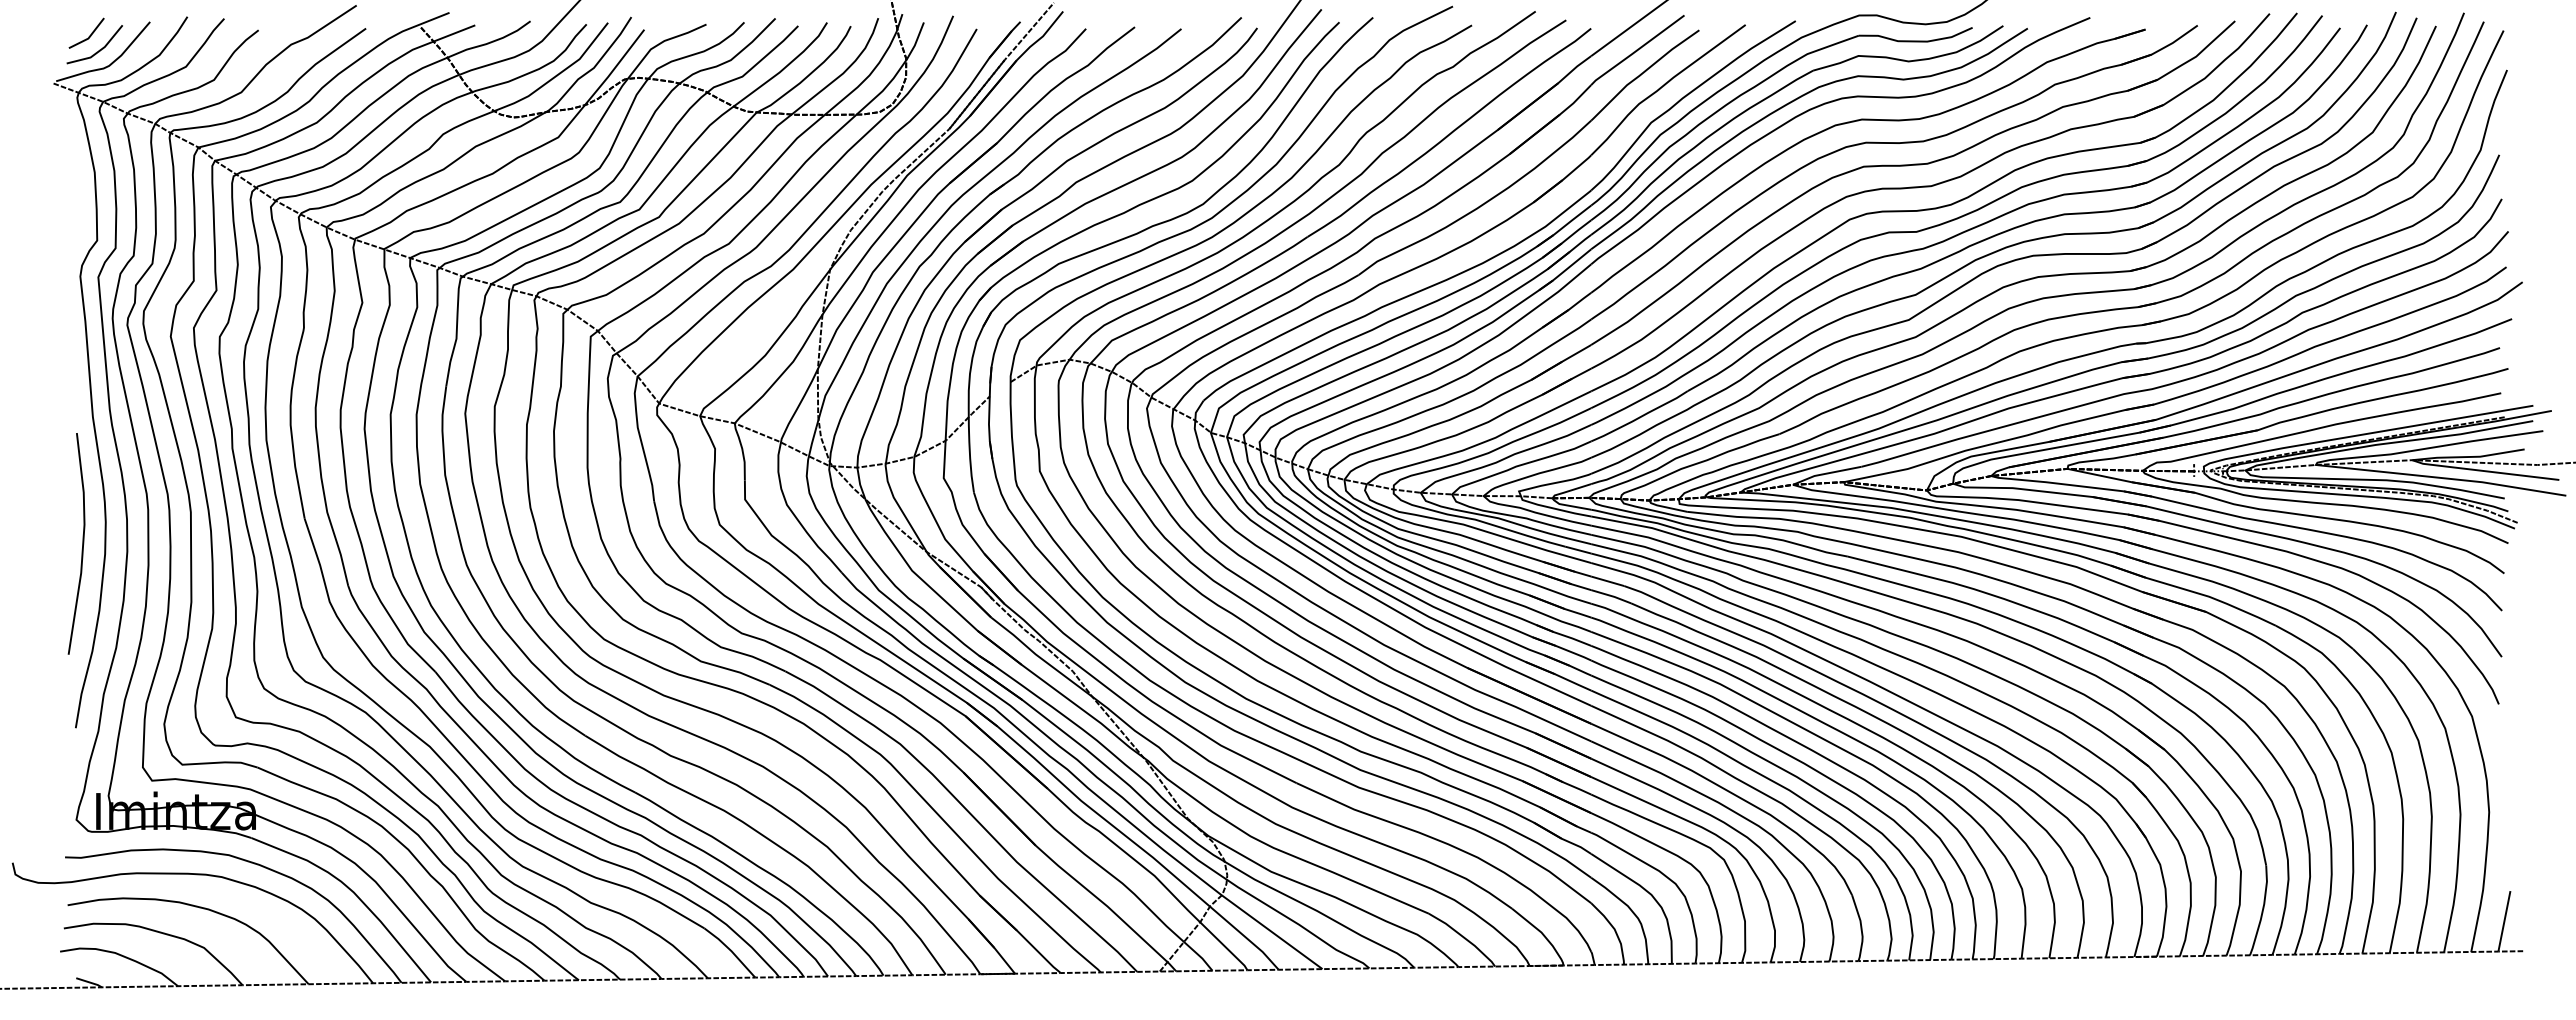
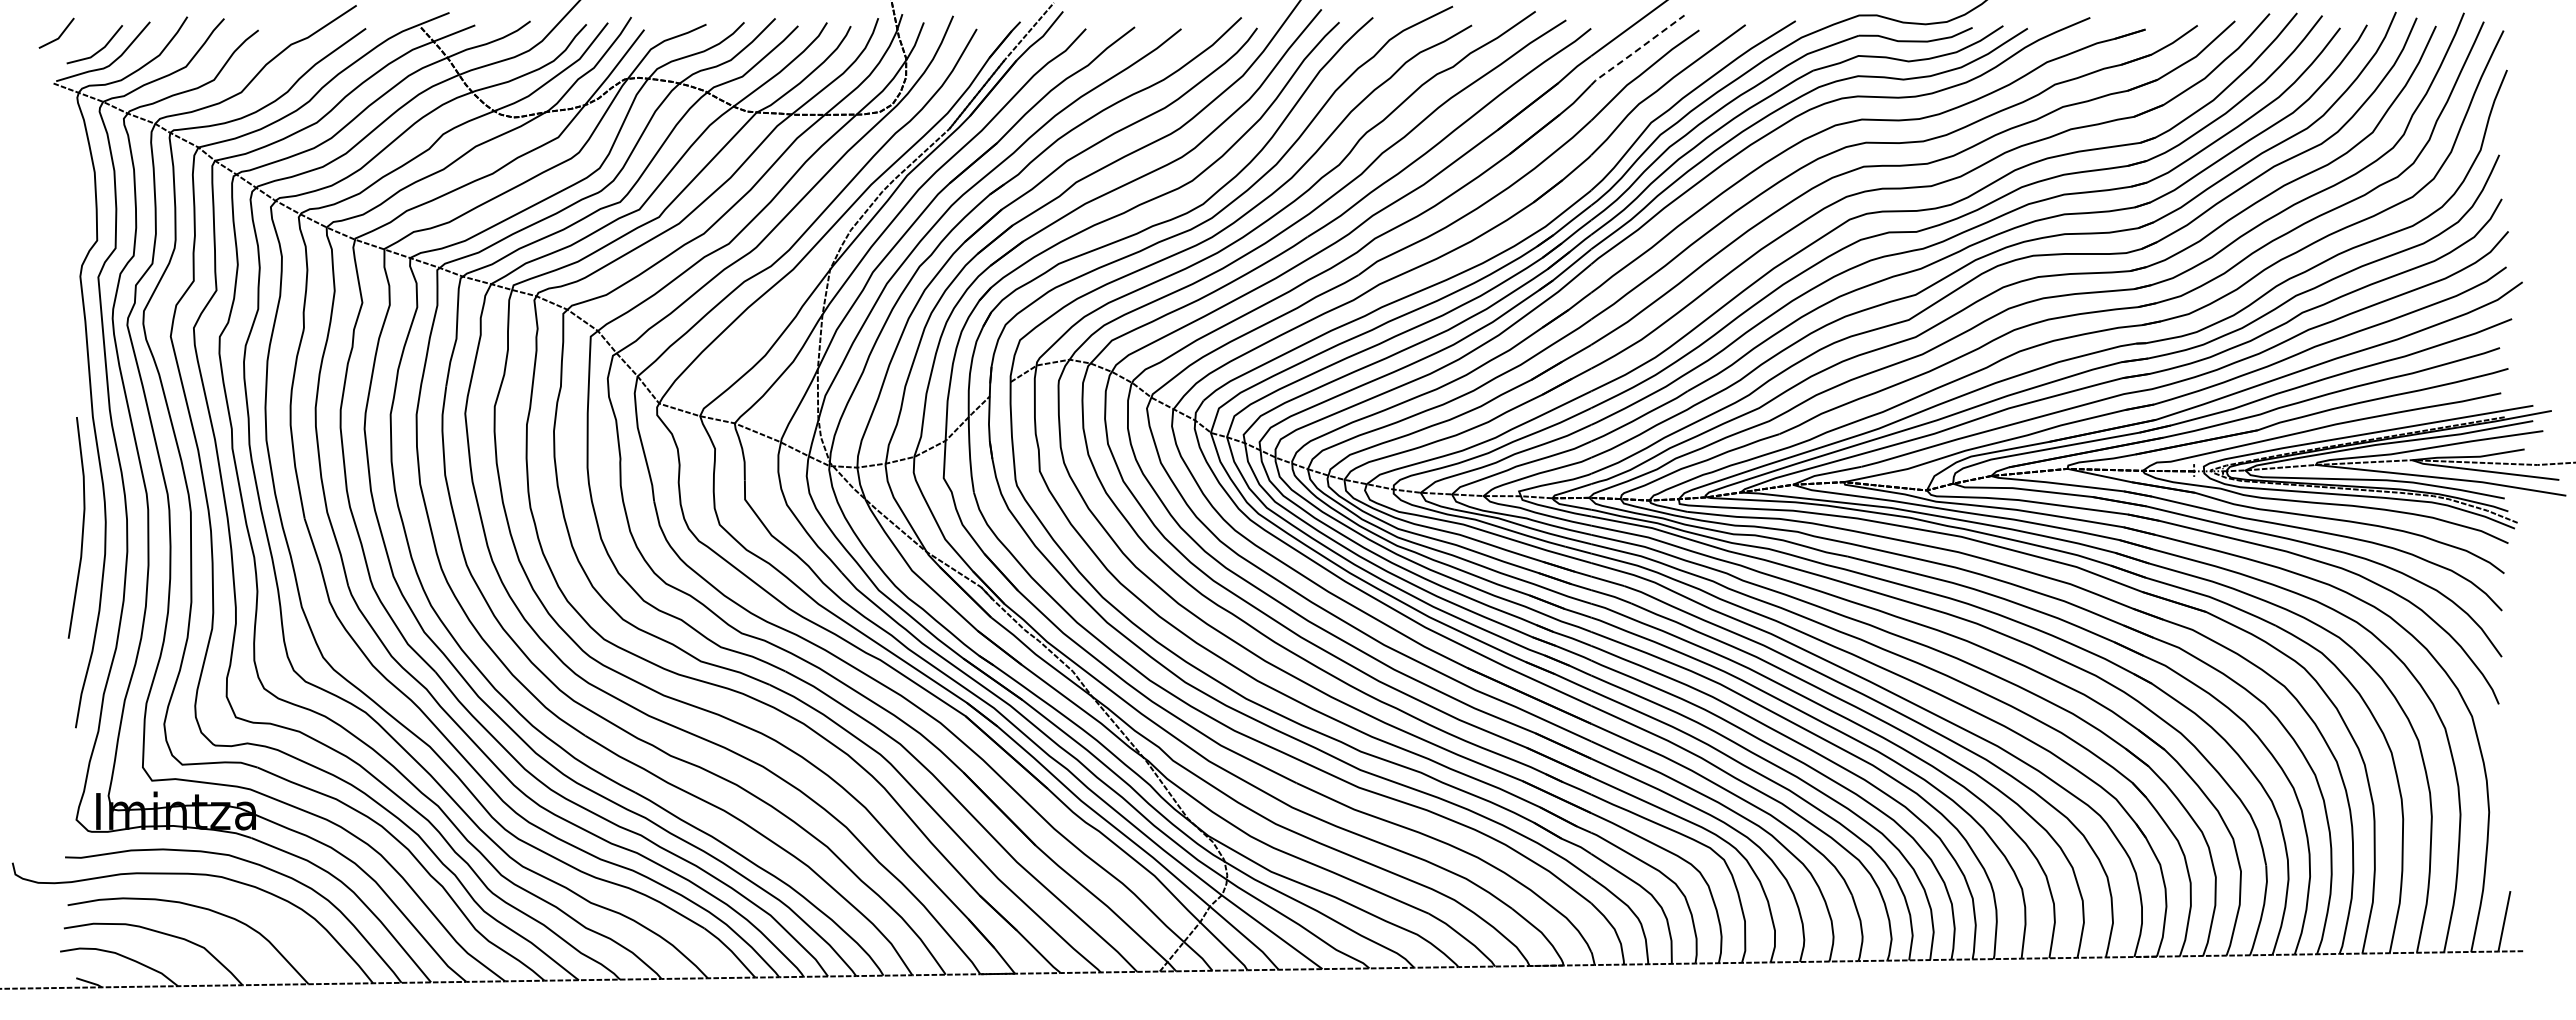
line position: (89, 35) -> (59, 35) (59, 35)
line: solid -> dashed (1636, 50)
line position: (82, 543) -> (82, 527) (82, 527)
